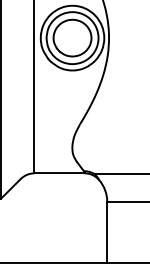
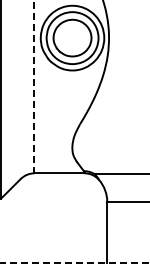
line: solid -> dashed (34, 87)
line: solid -> dashed (75, 262)
